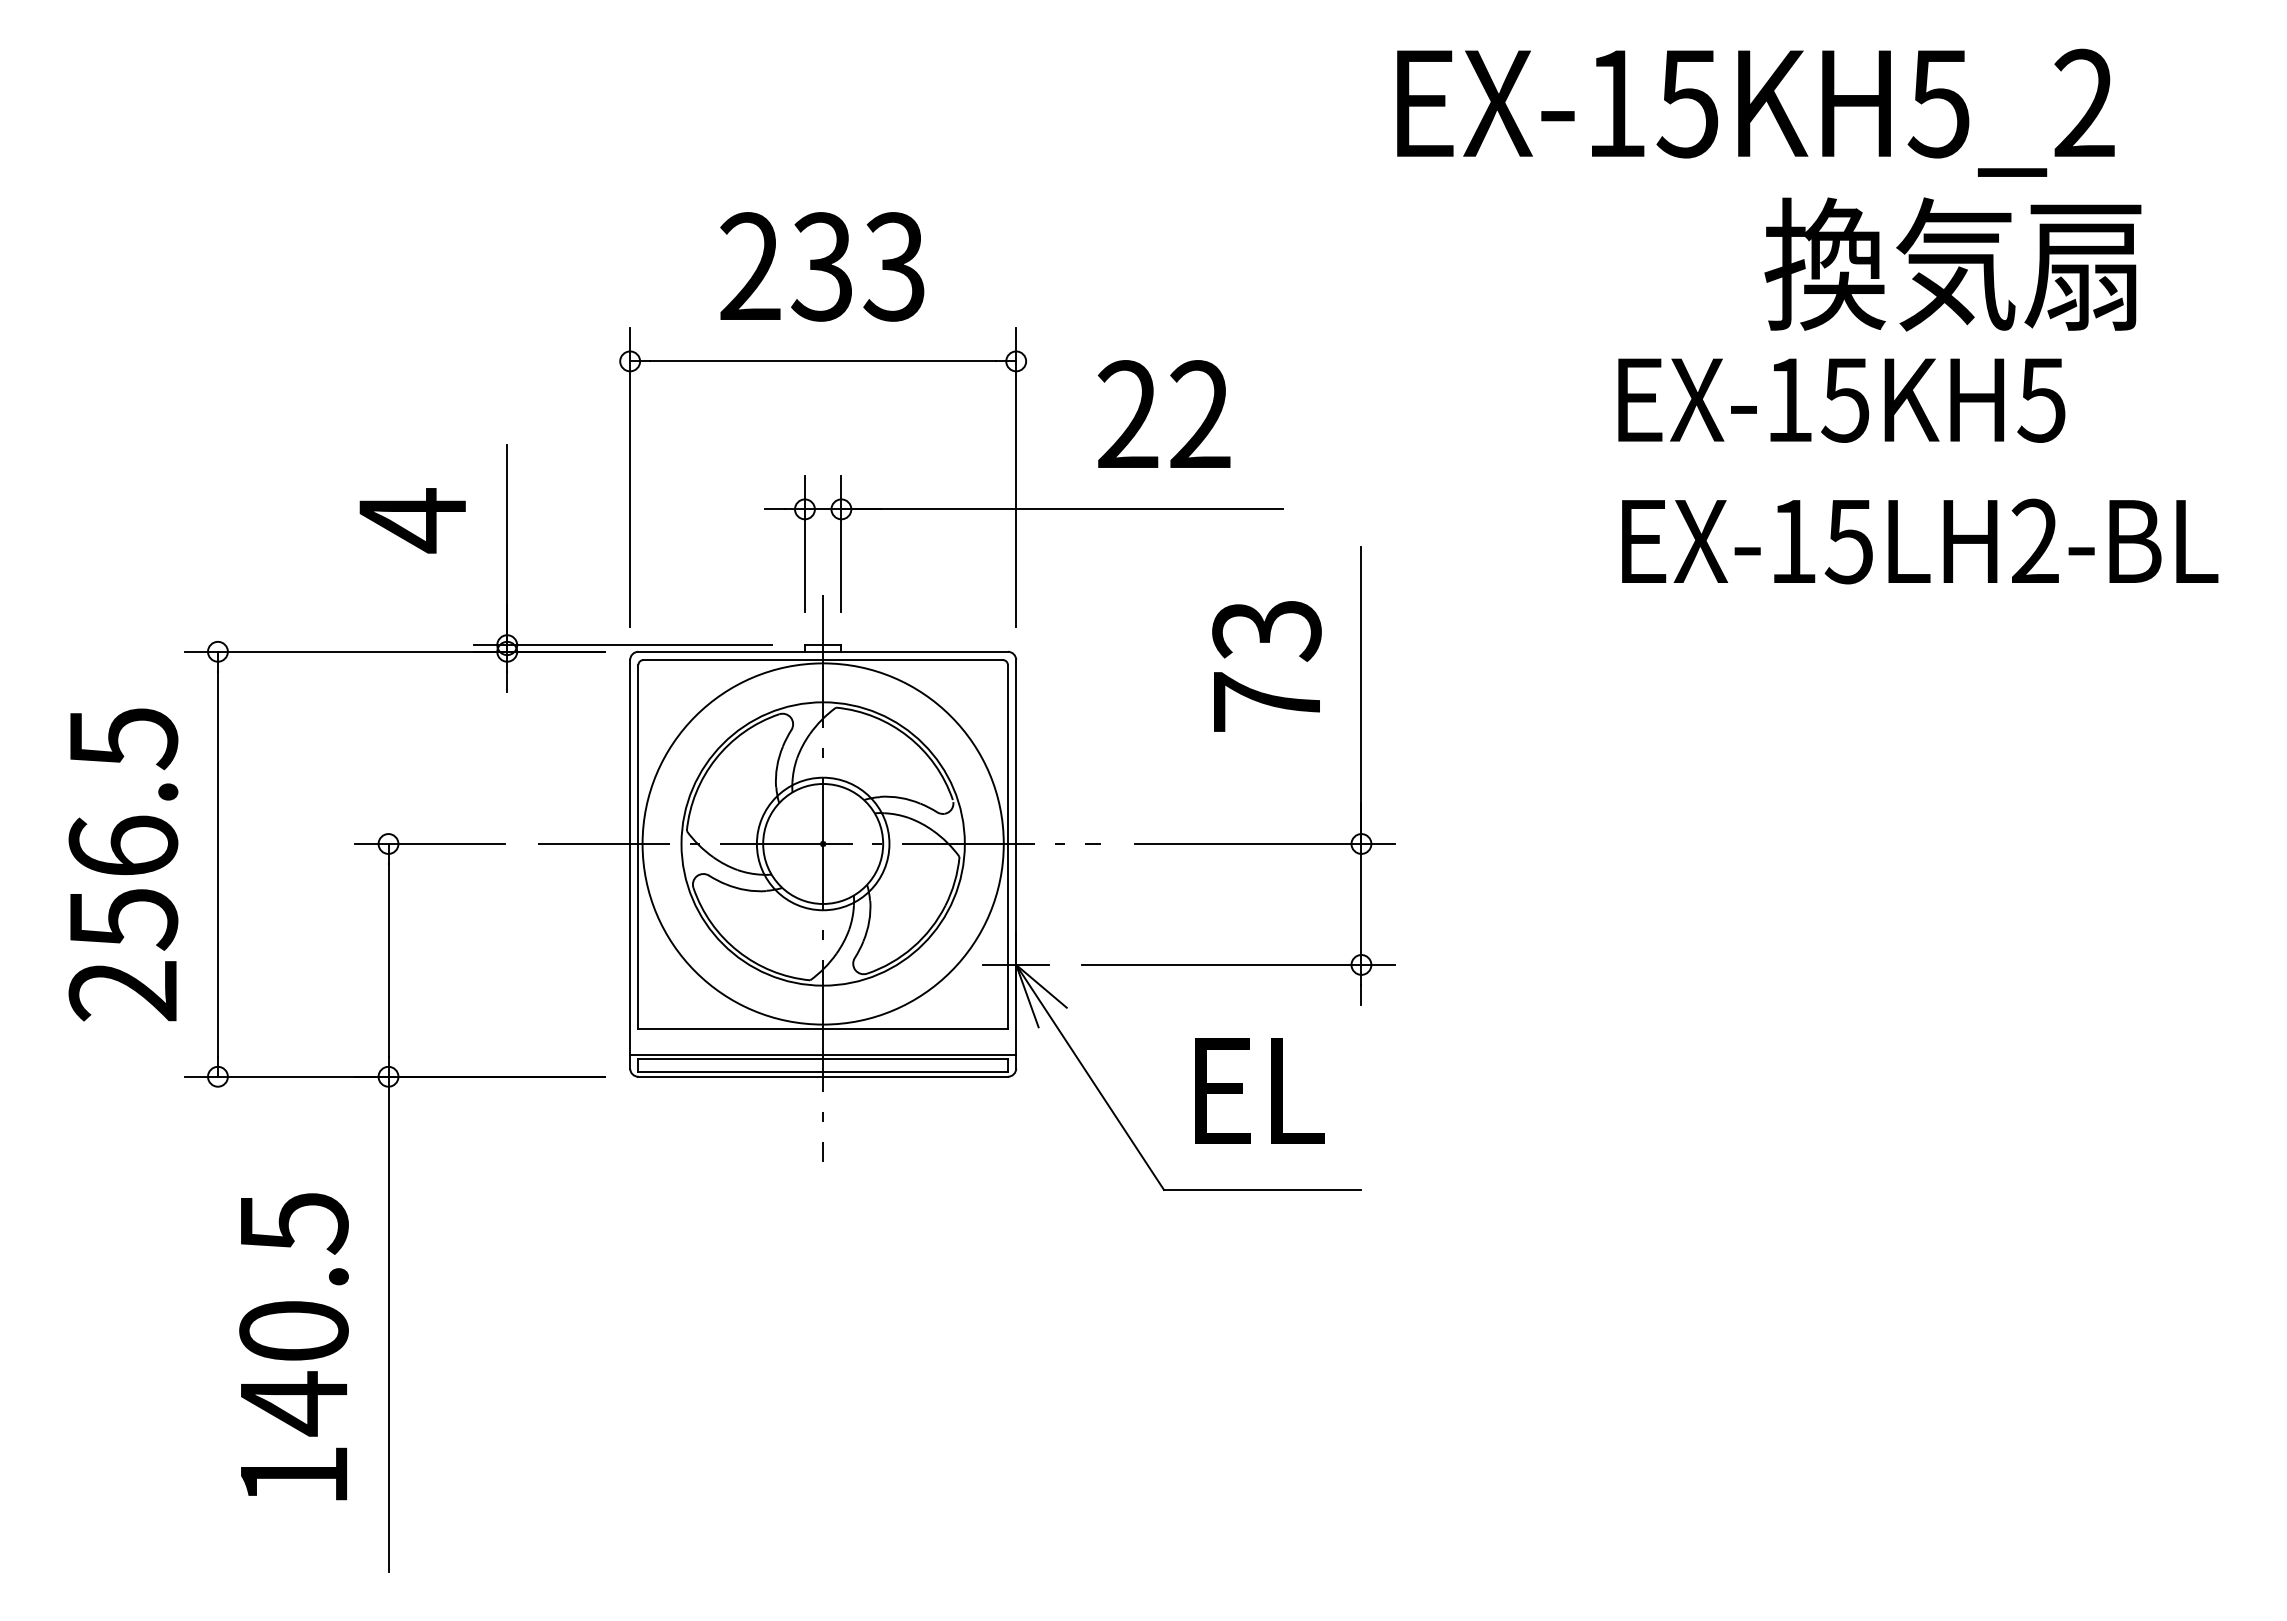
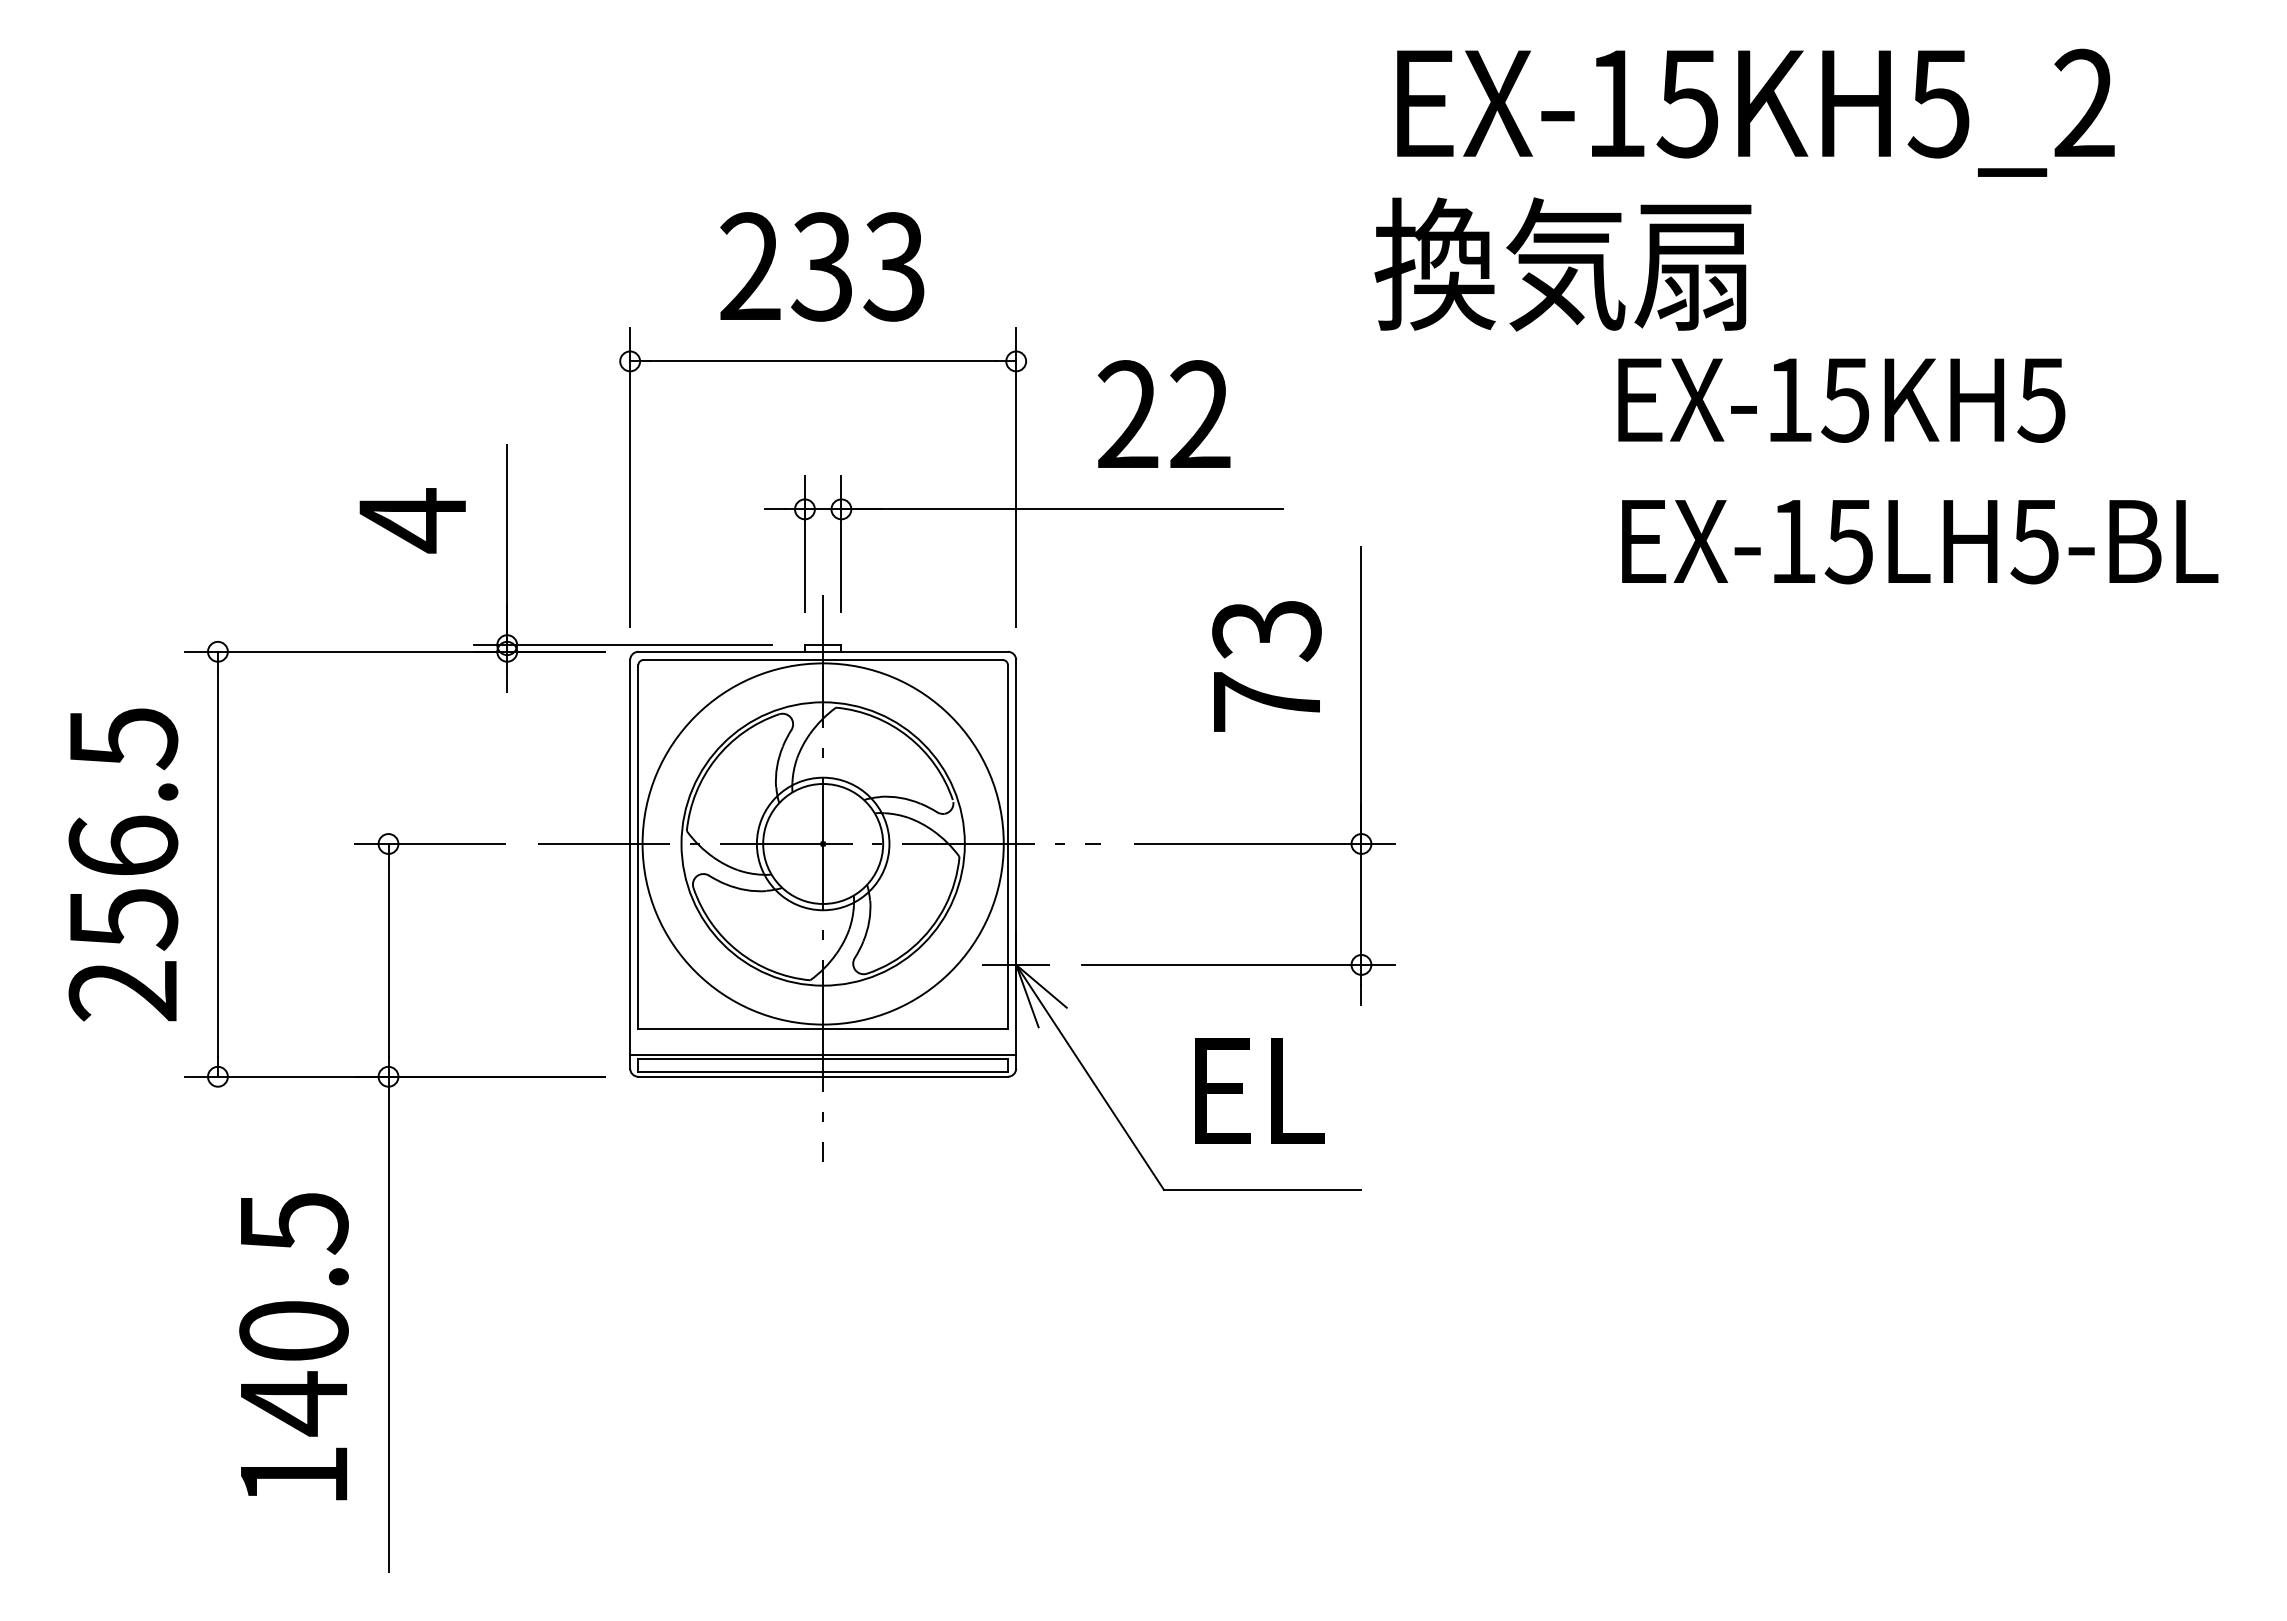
text position: (1952, 264) -> (1562, 264) (1562, 264)
text: EX-15LH2-BL -> EX-15LH5-BL (2034, 541)
